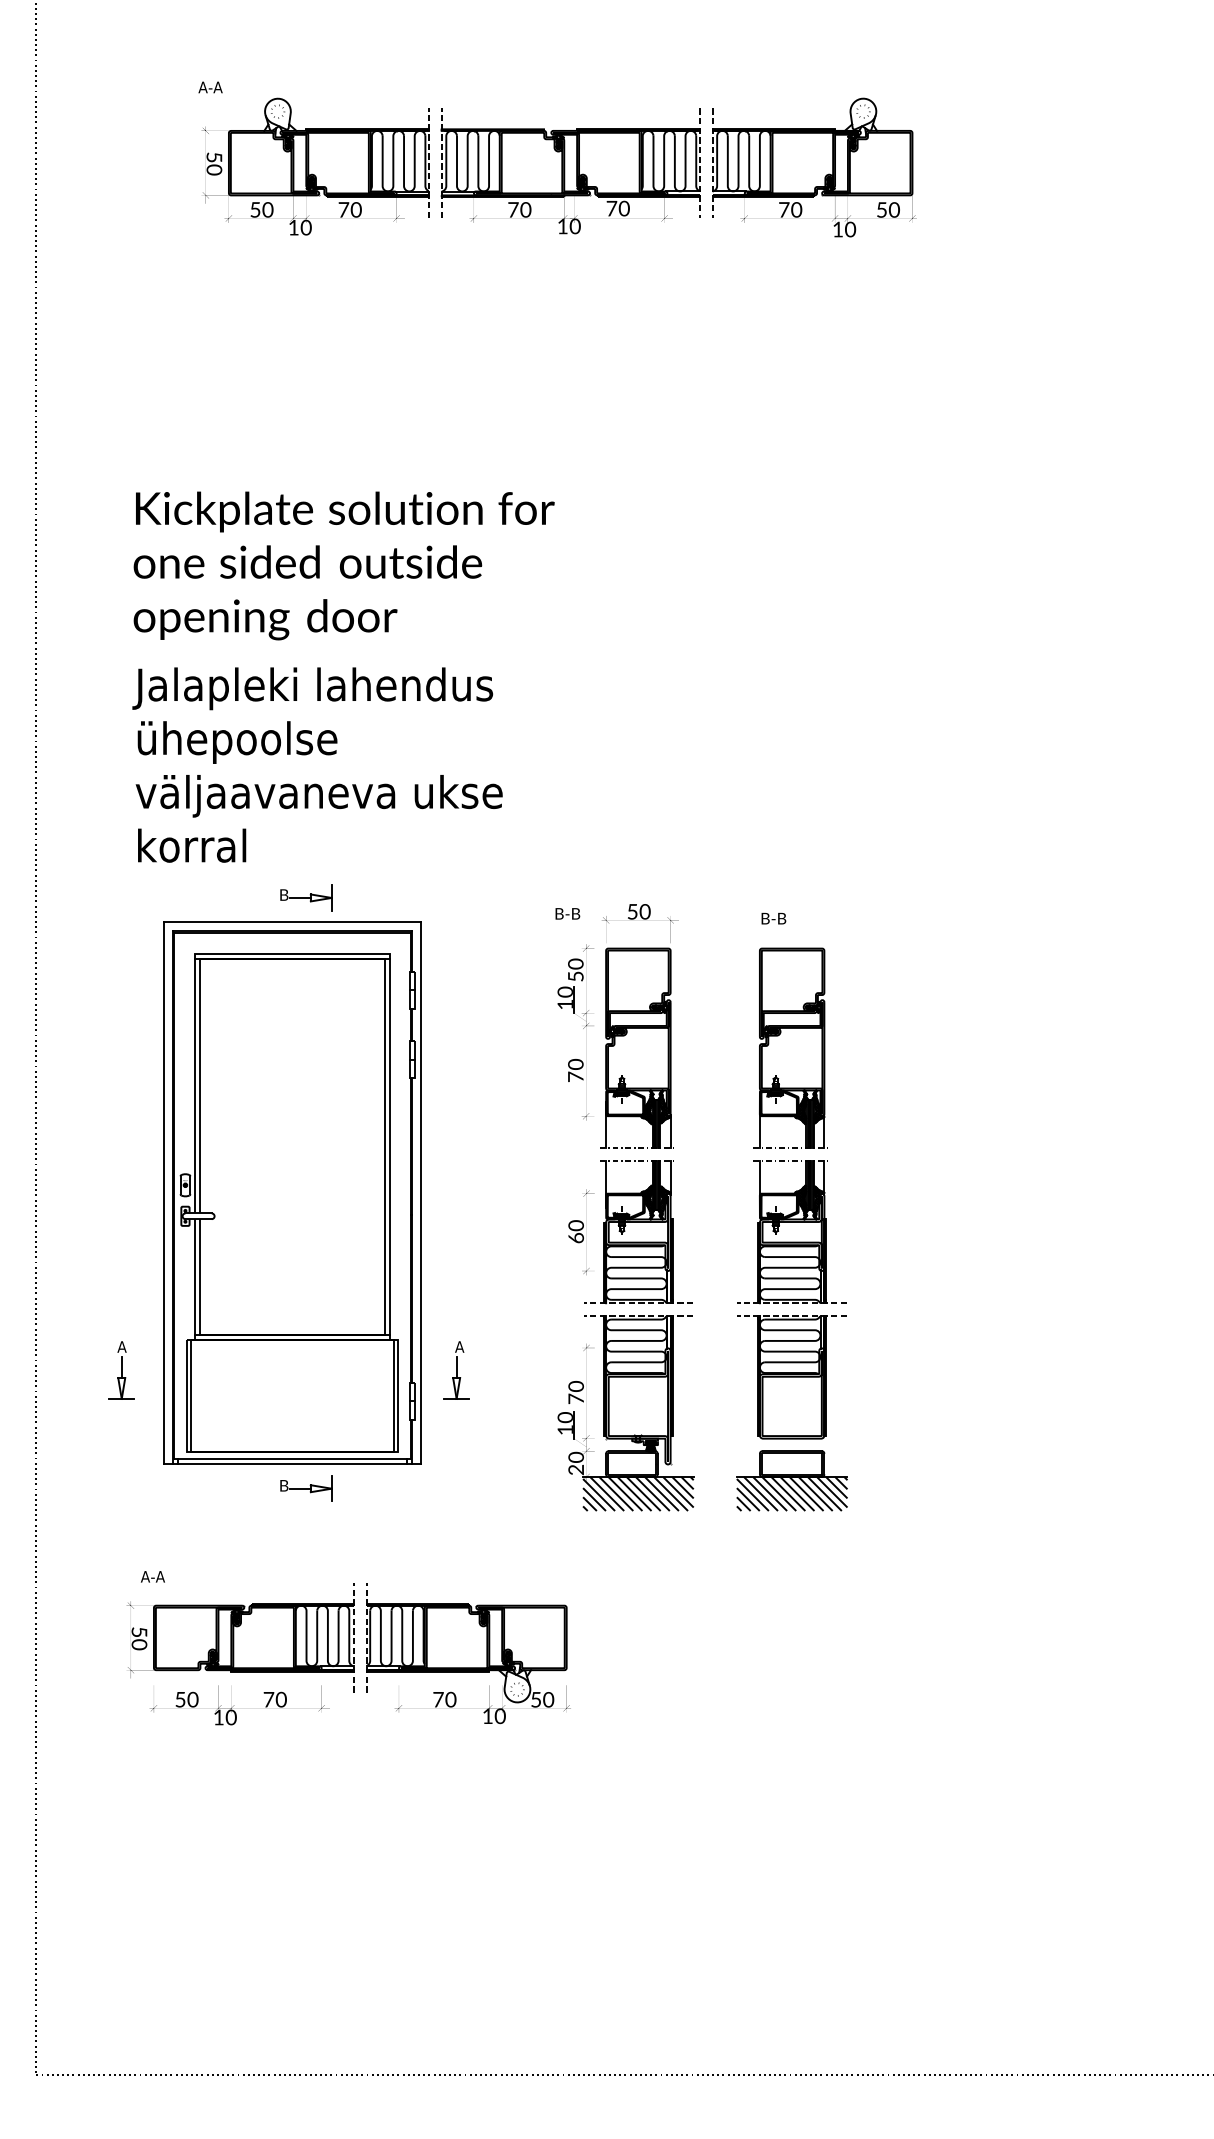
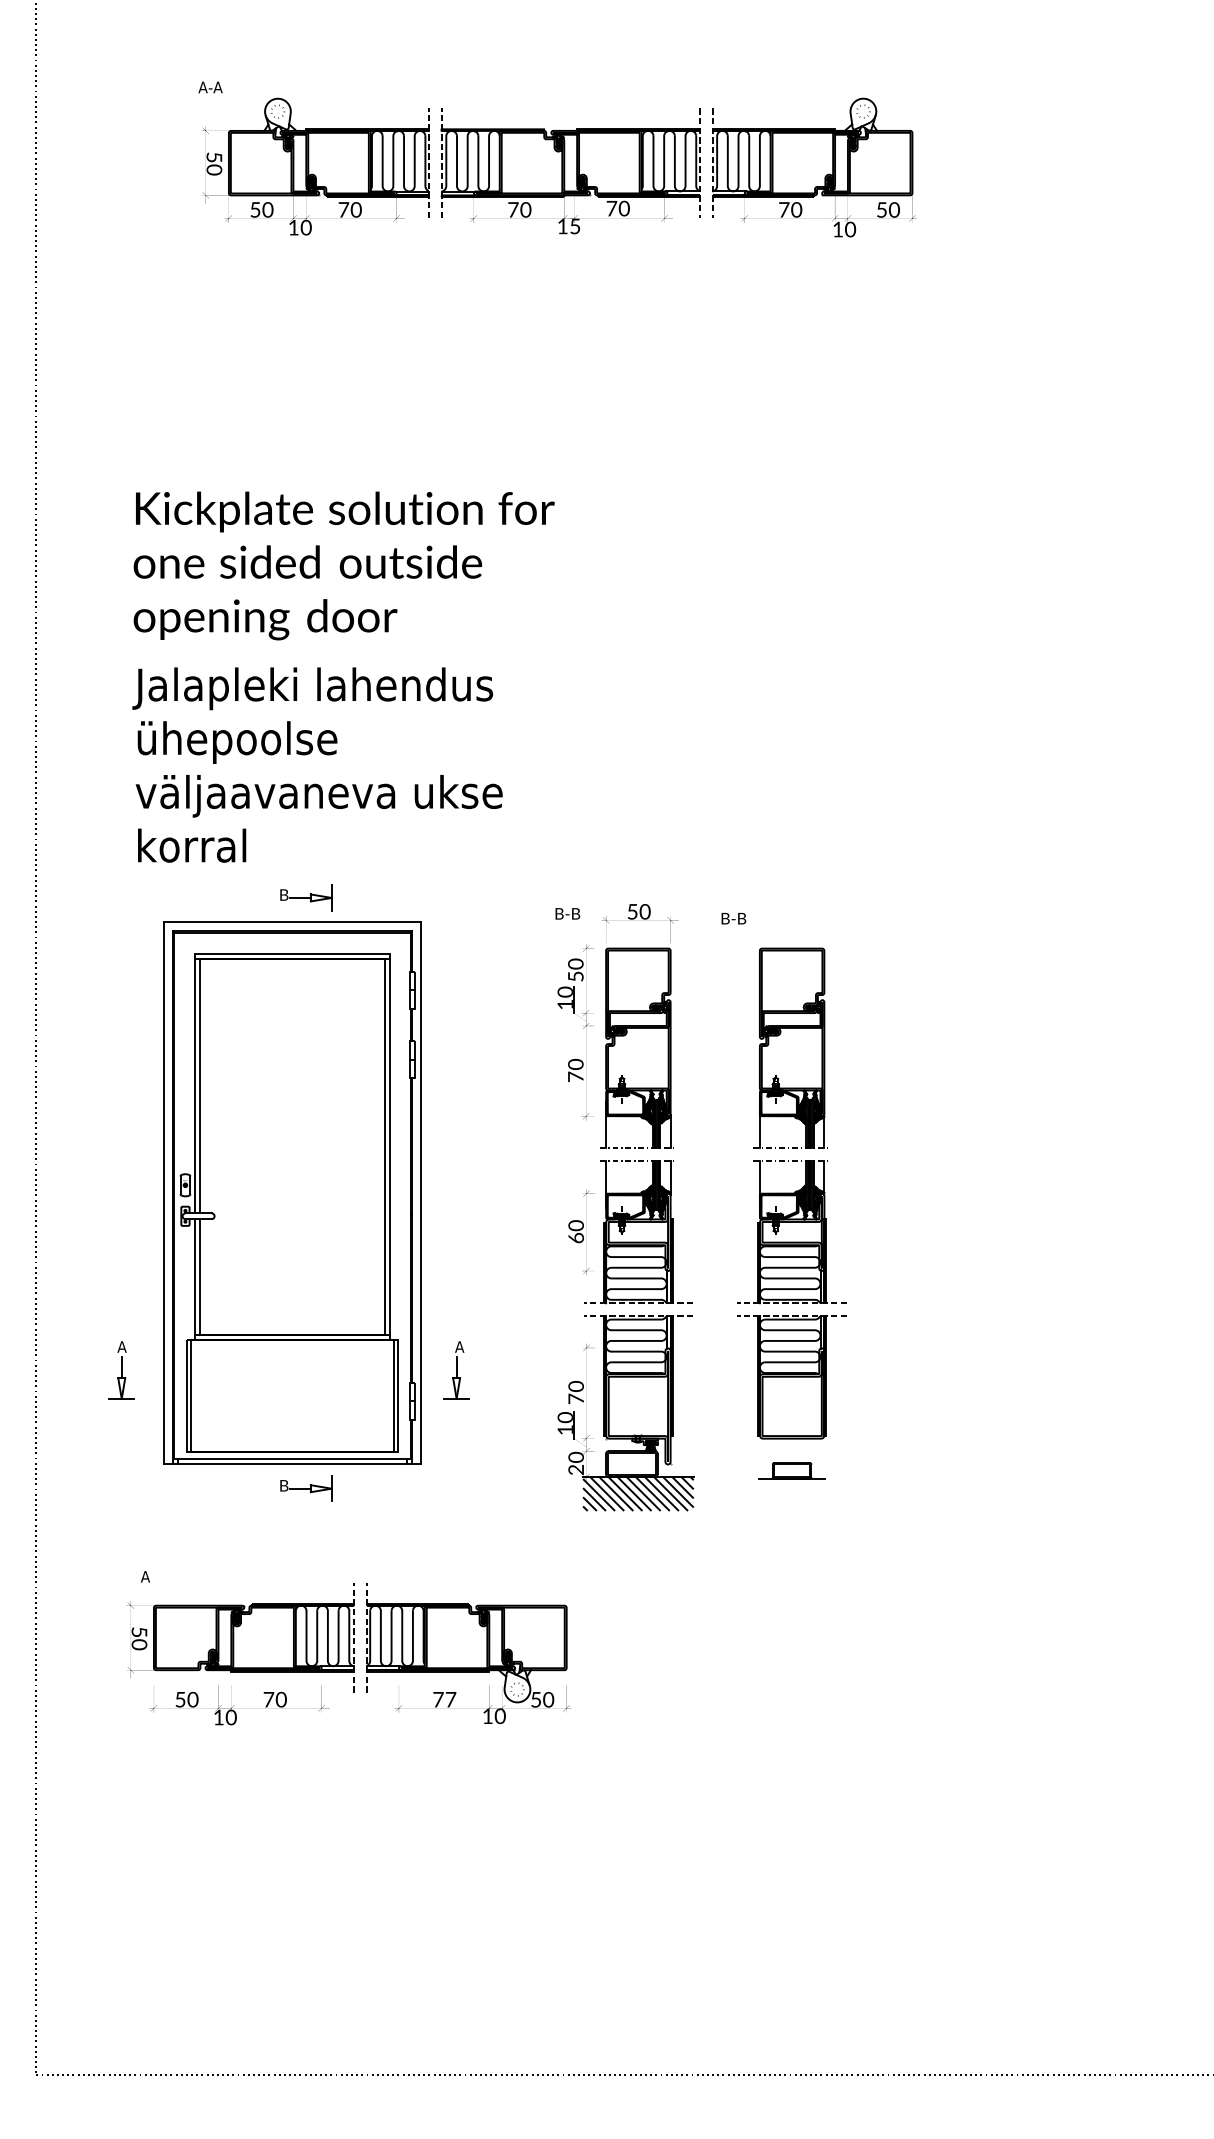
text: 10 -> 15 (574, 226)
text position: (773, 918) -> (733, 918) (733, 918)
part size: 112x62 px -> 68x18 px (791, 1470)
text: A-A -> A (157, 1576)
text: 70 -> 77 (450, 1699)
